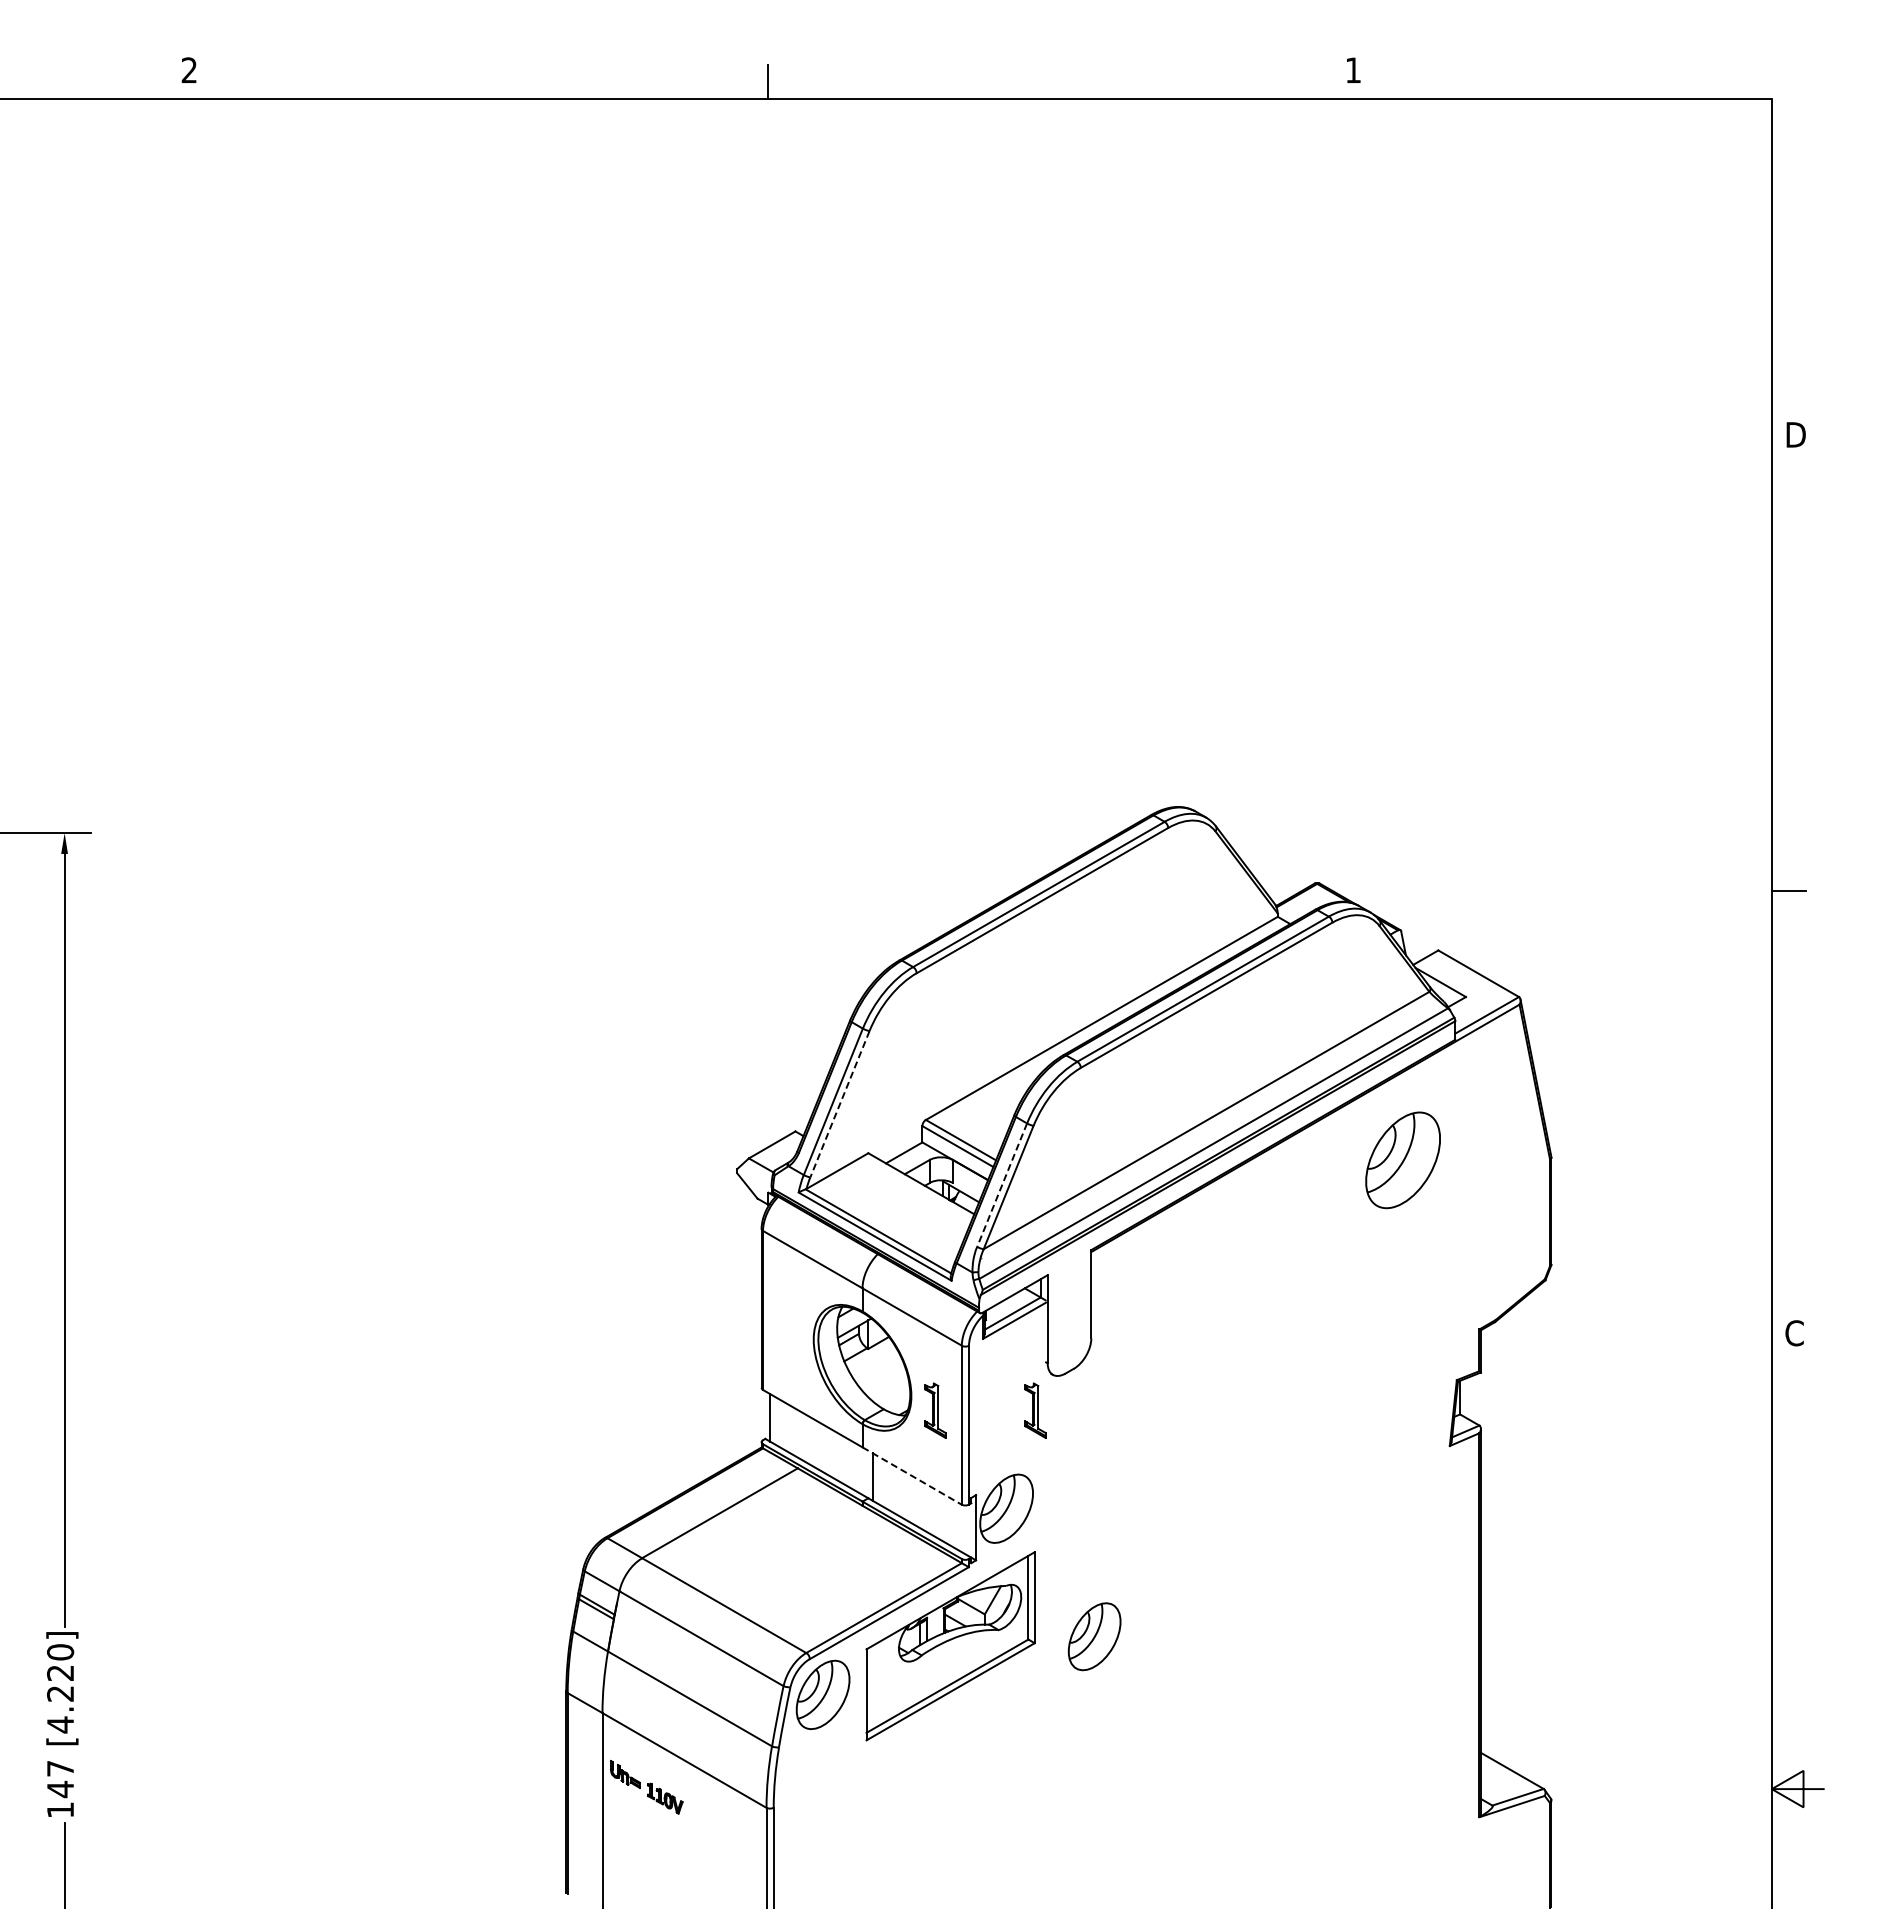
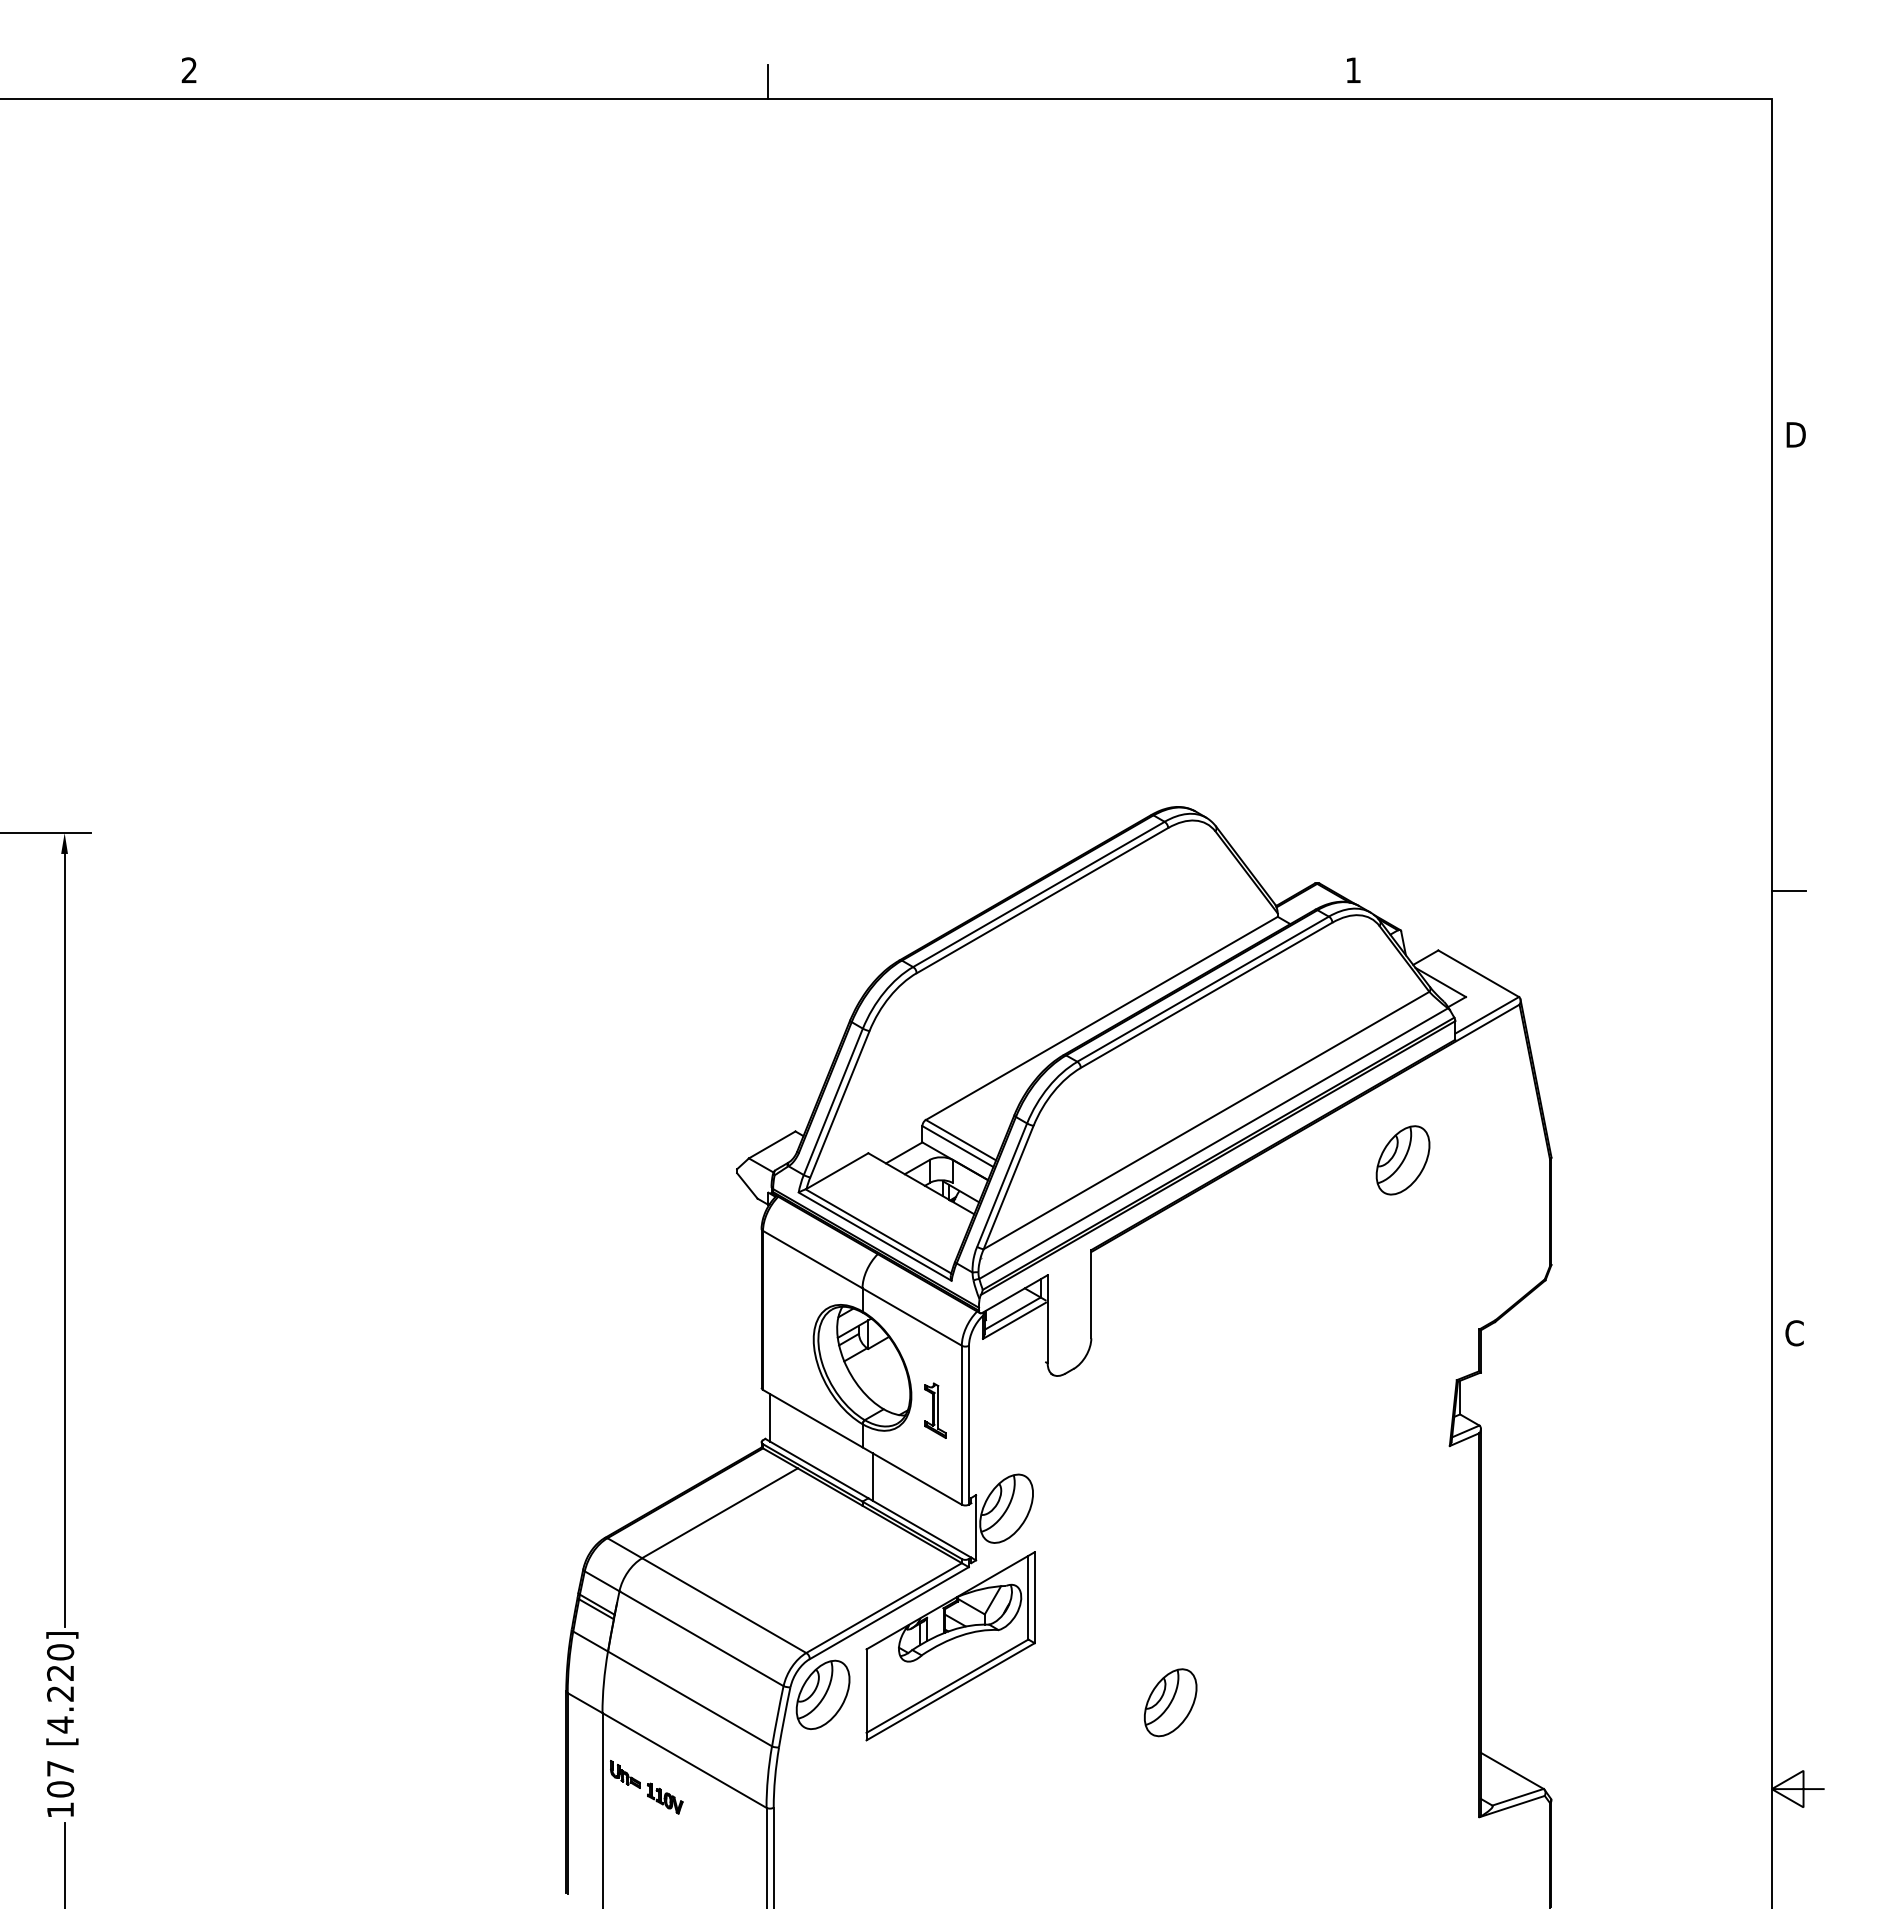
line: dashed -> solid (839, 1104)
part size: 76x99 px -> 56x71 px (1402, 1160)
line: dashed -> solid (1002, 1185)
part: present -> none (1035, 1410)
line: dashed -> solid (912, 1476)
part position: (1094, 1636) -> (1170, 1702) (1170, 1702)
text: 147 -> 107 (60, 1789)
